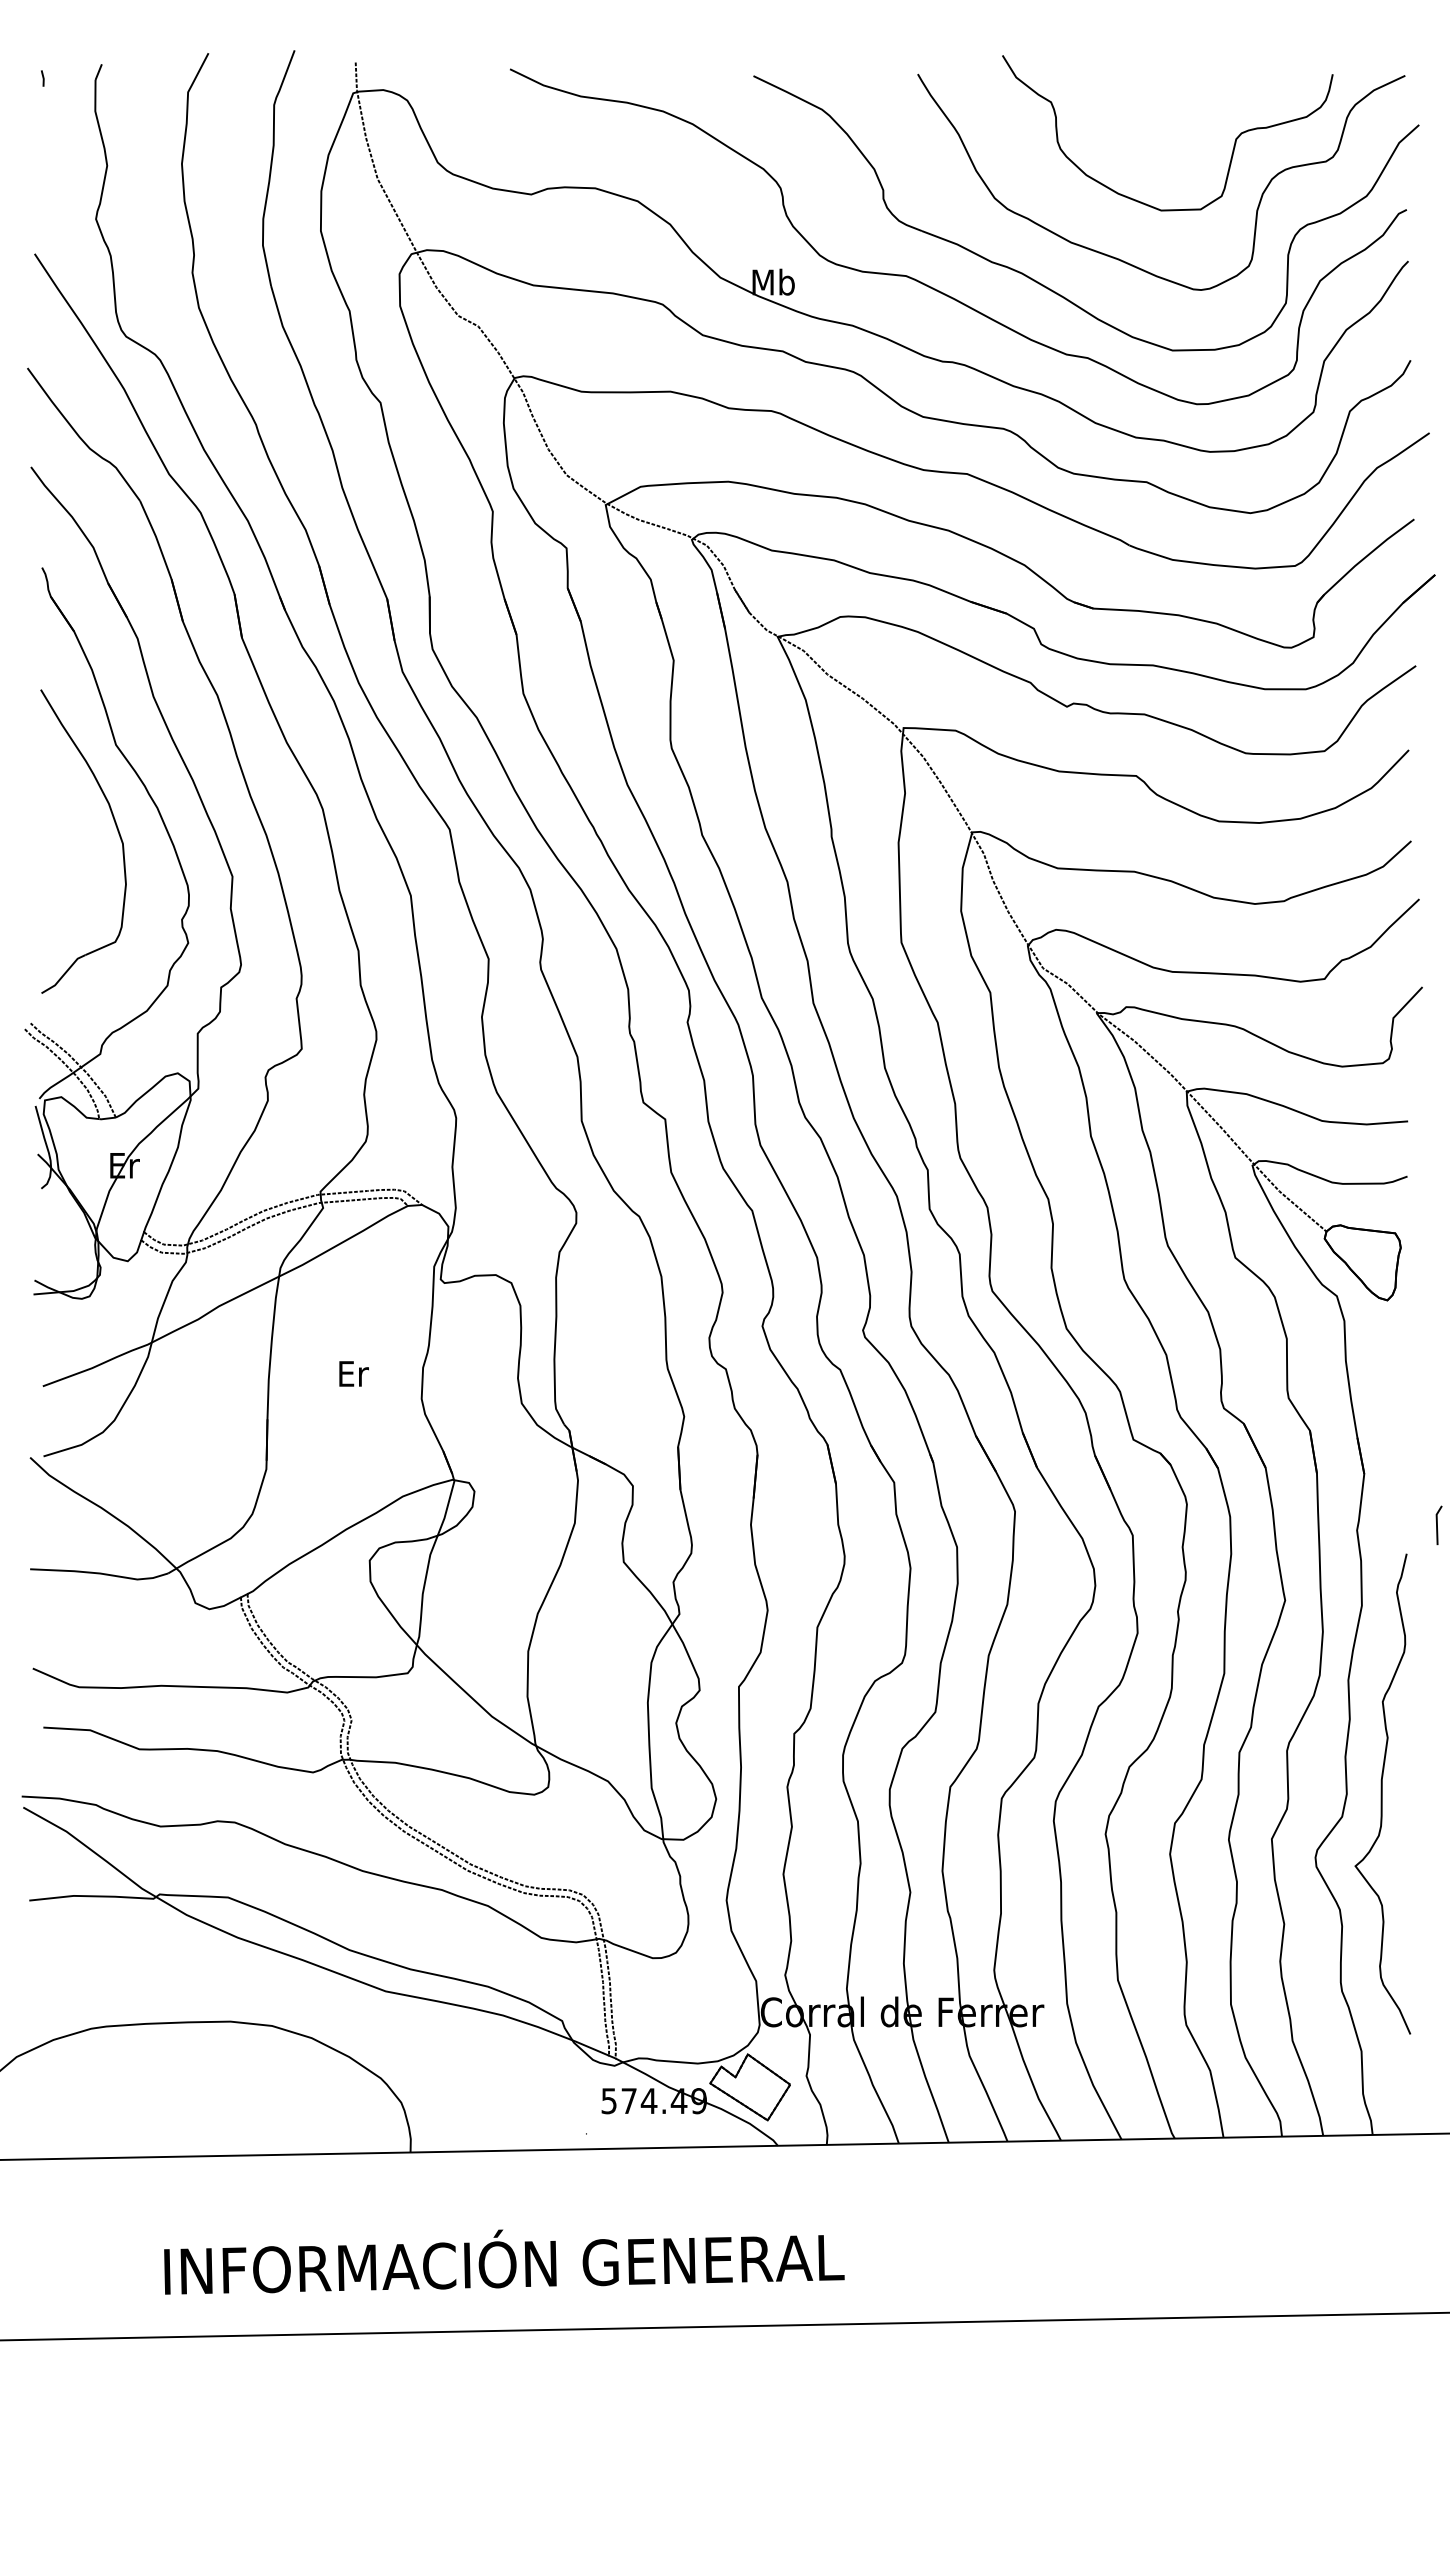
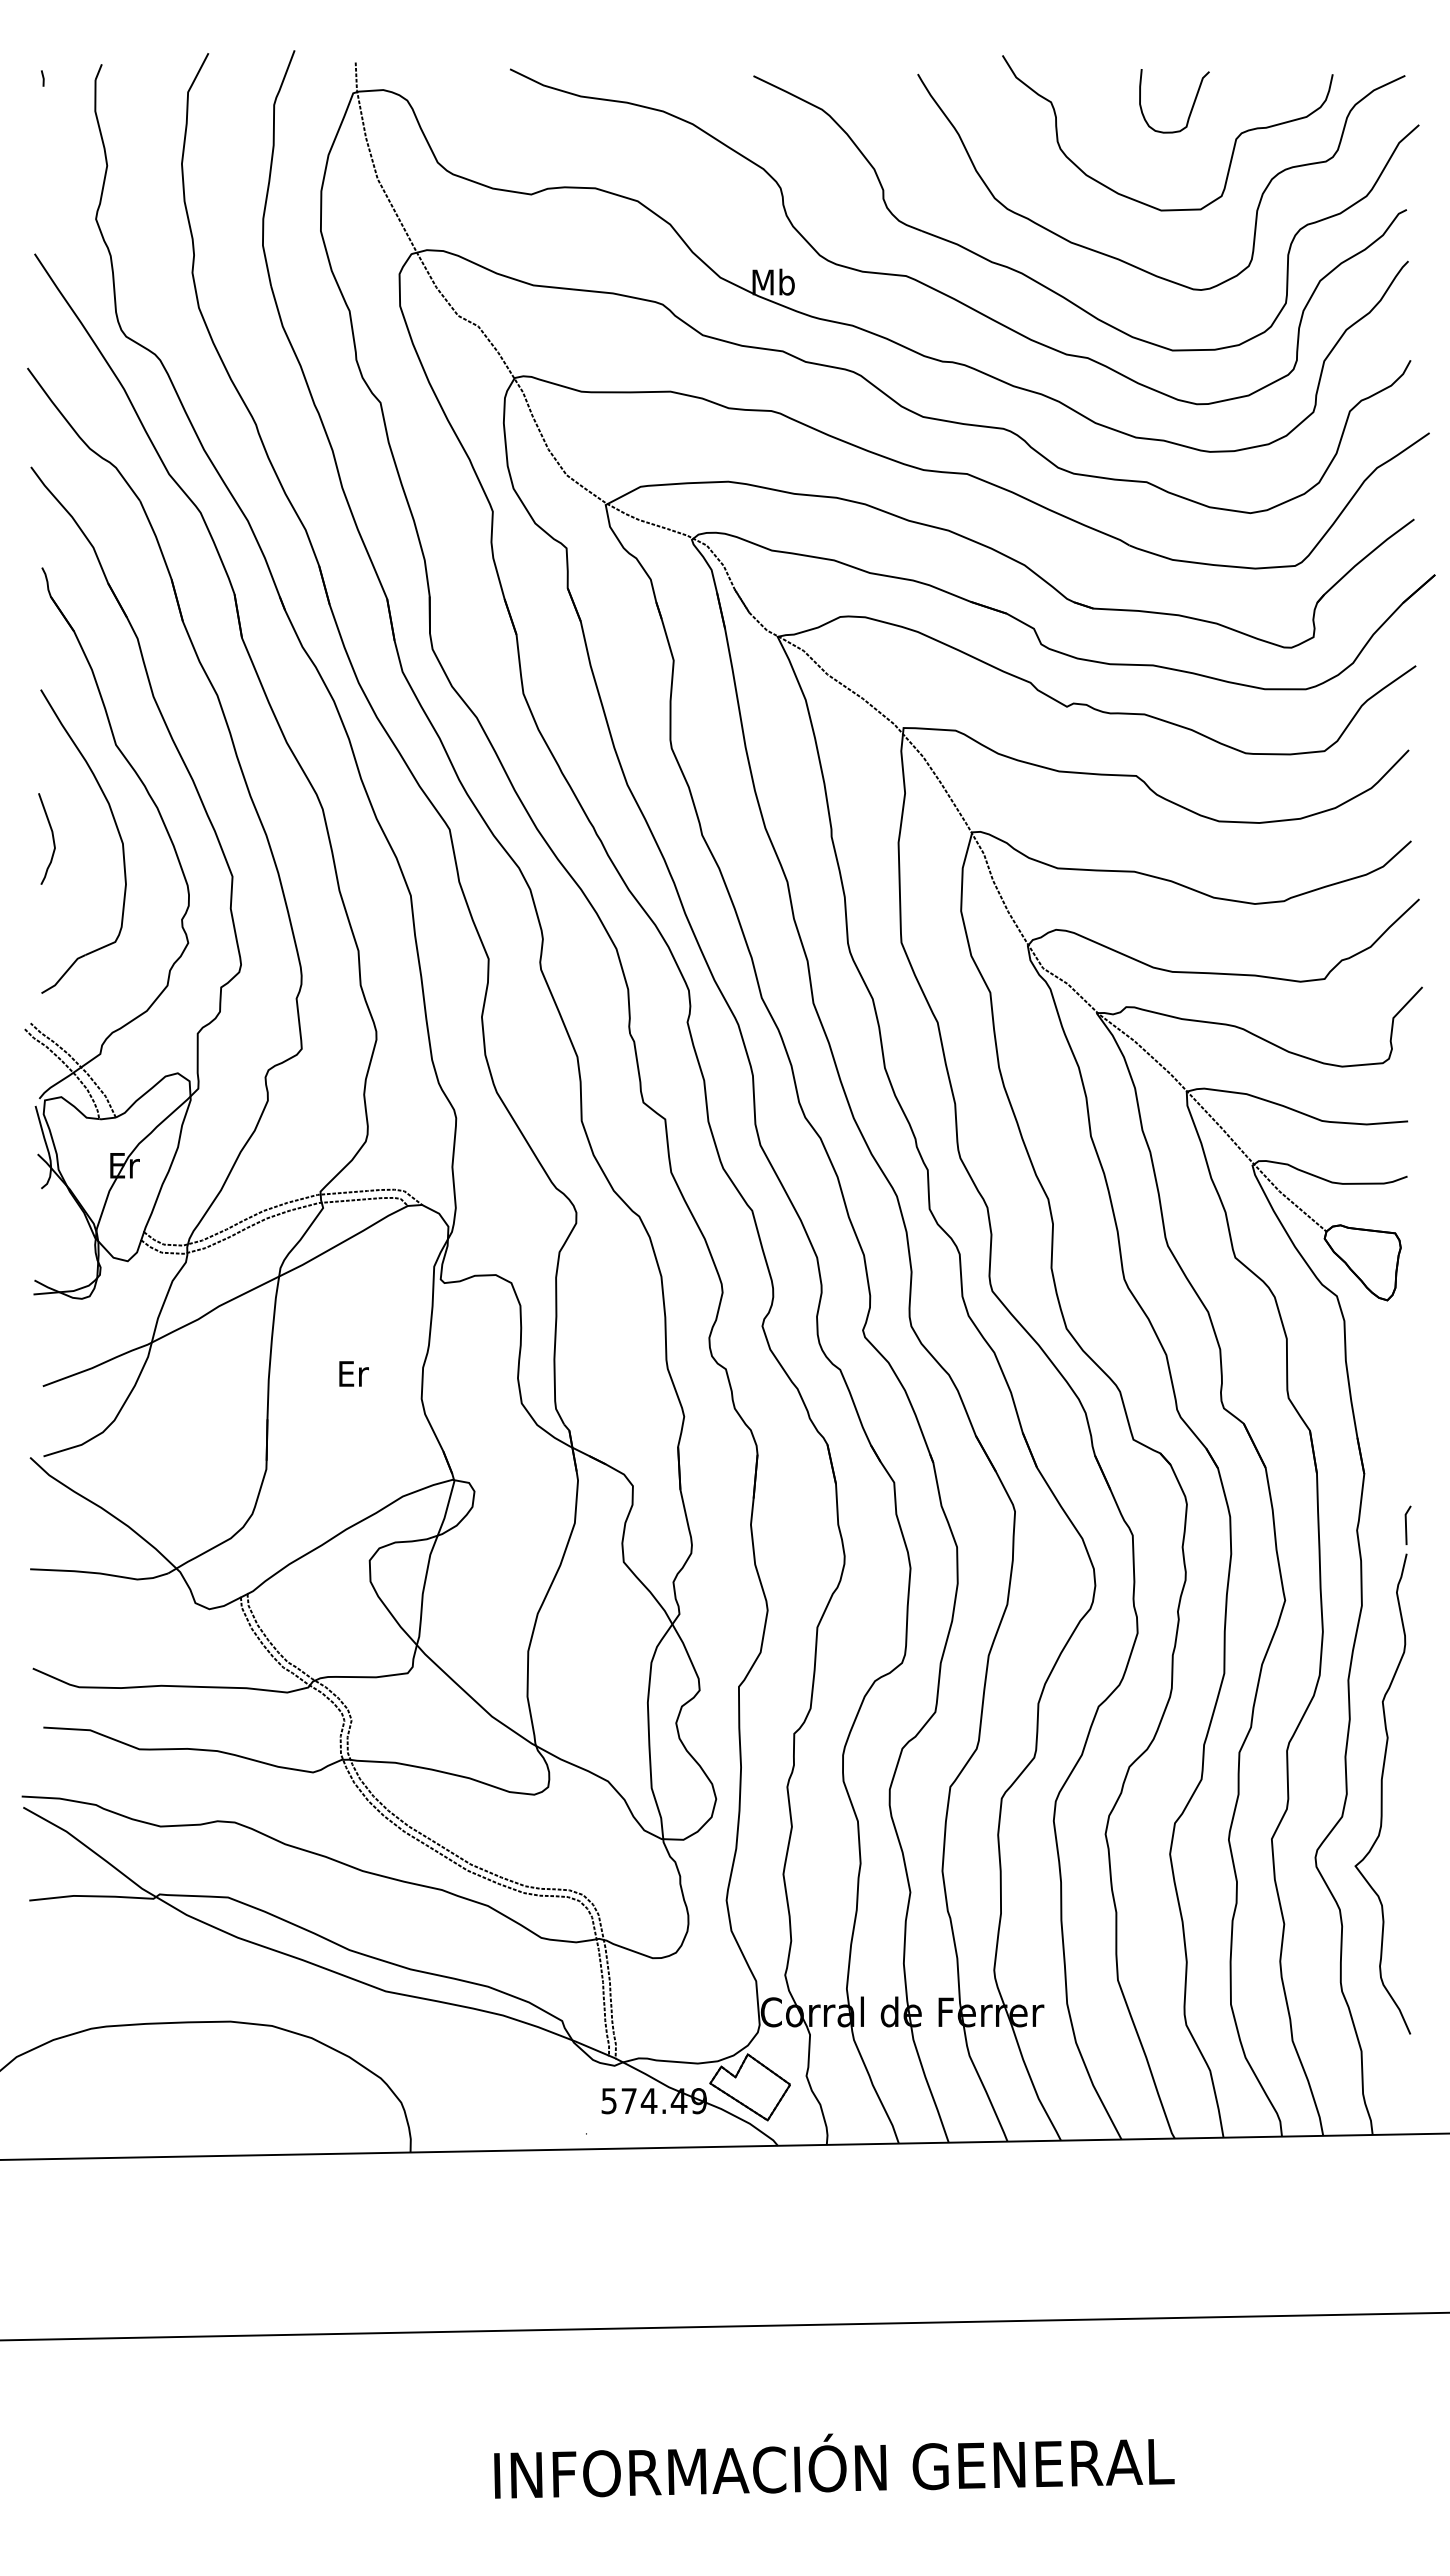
curve: none -> present (1191, 107)
curve: none -> present (52, 838)
line position: (1437, 1525) -> (1406, 1525) (1406, 1525)
text position: (504, 2261) -> (834, 2465) (834, 2465)
